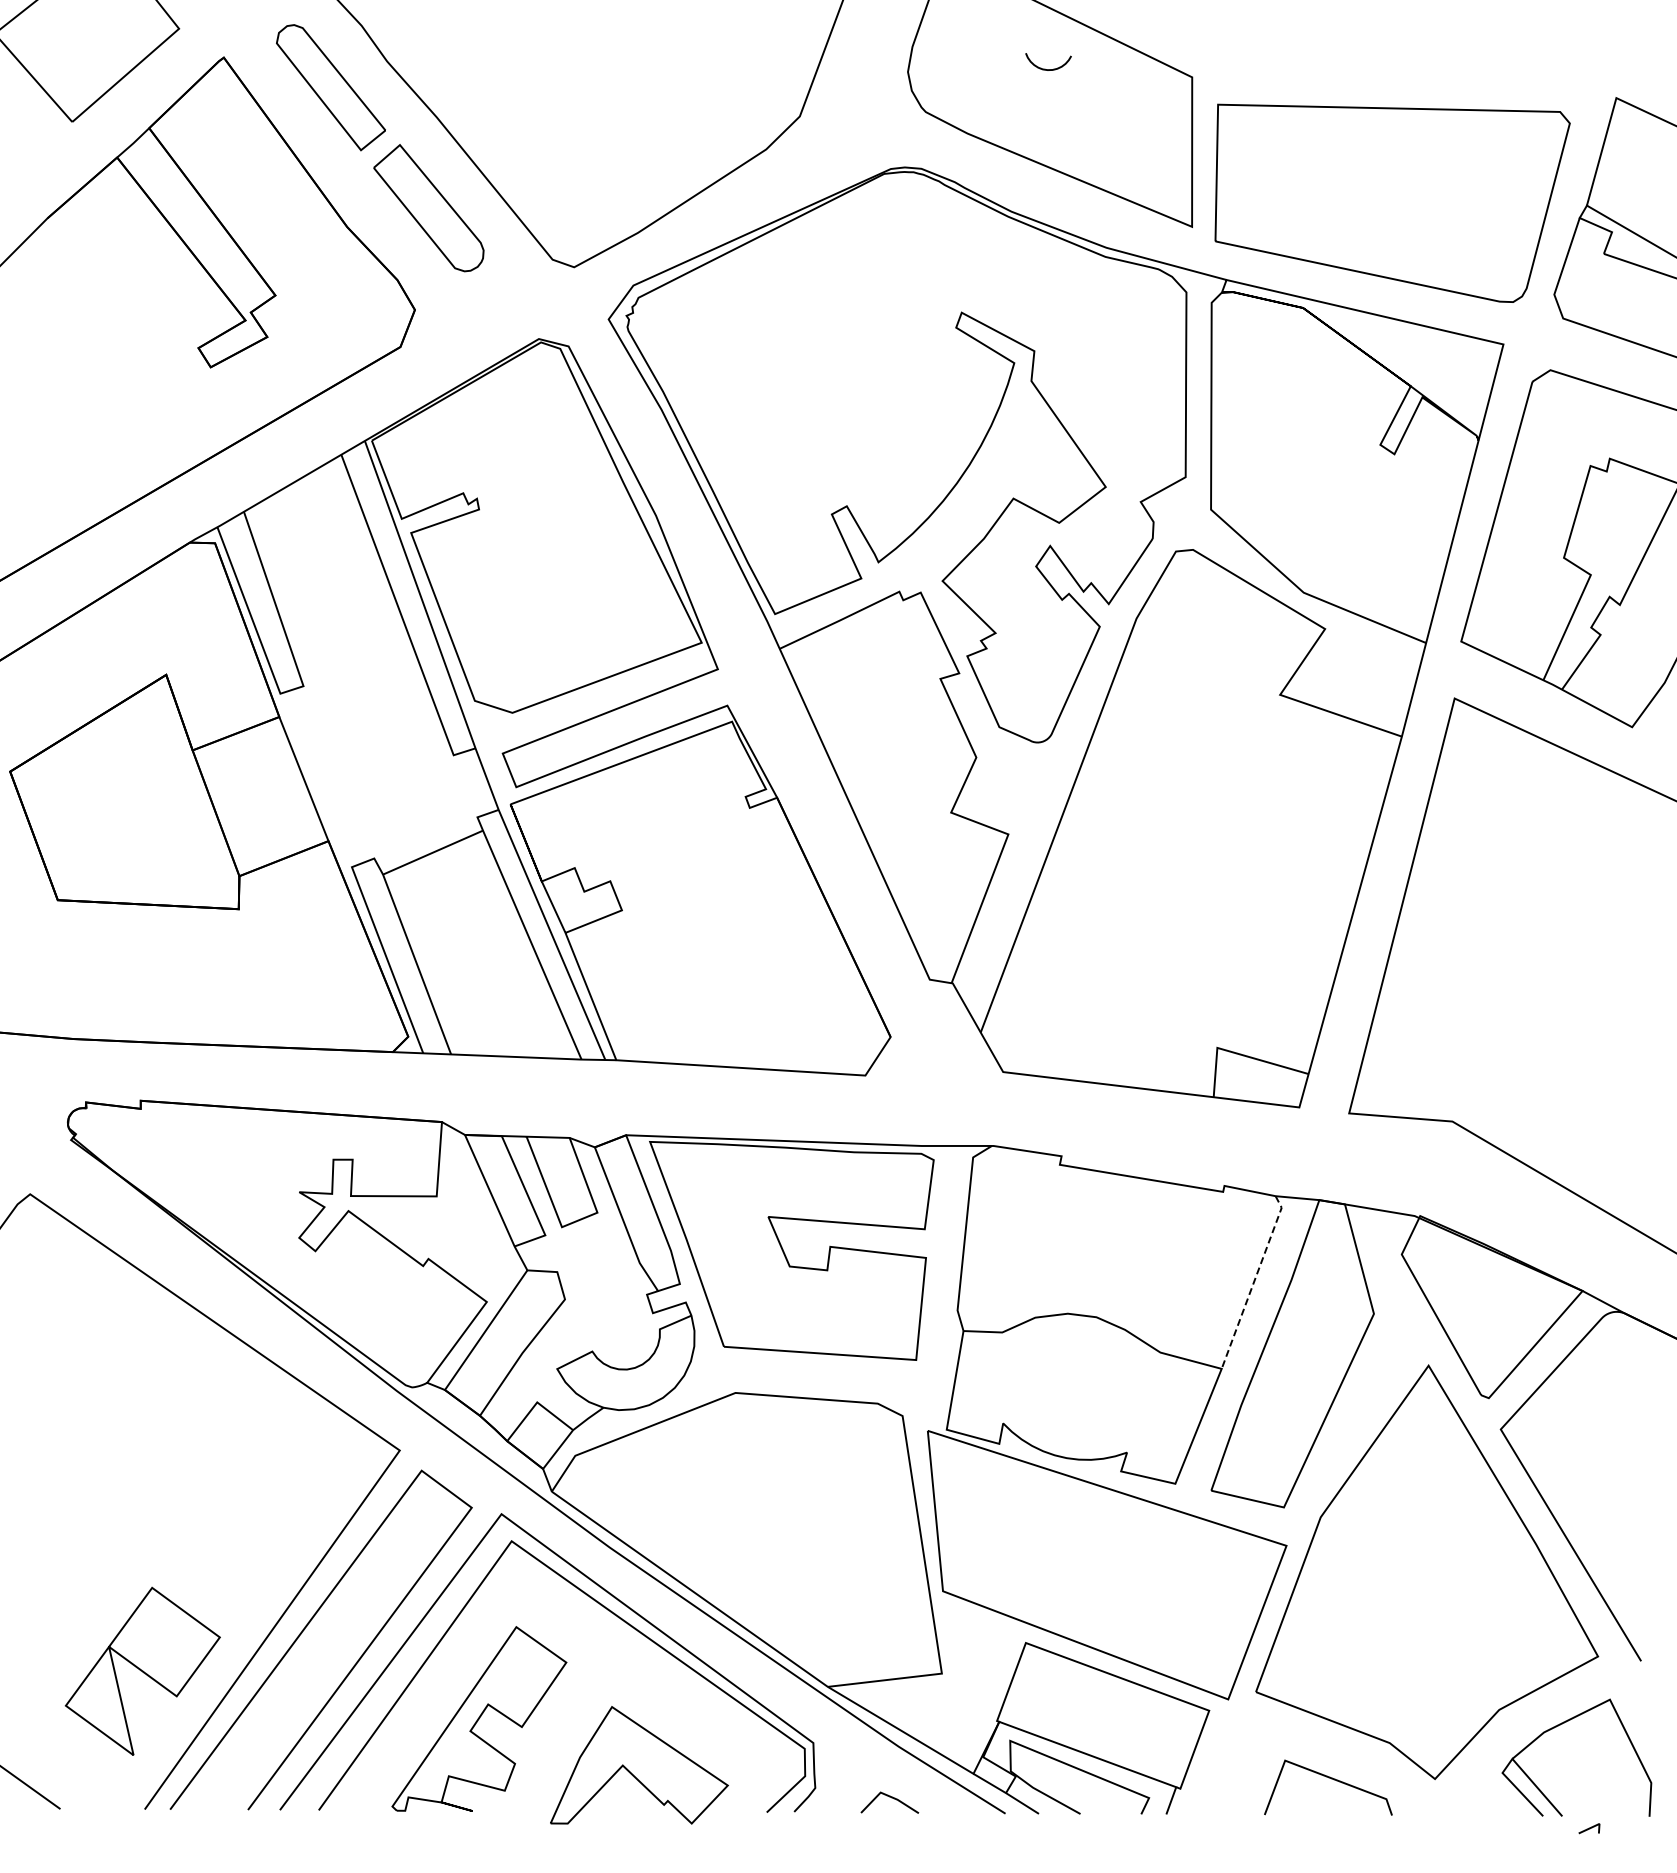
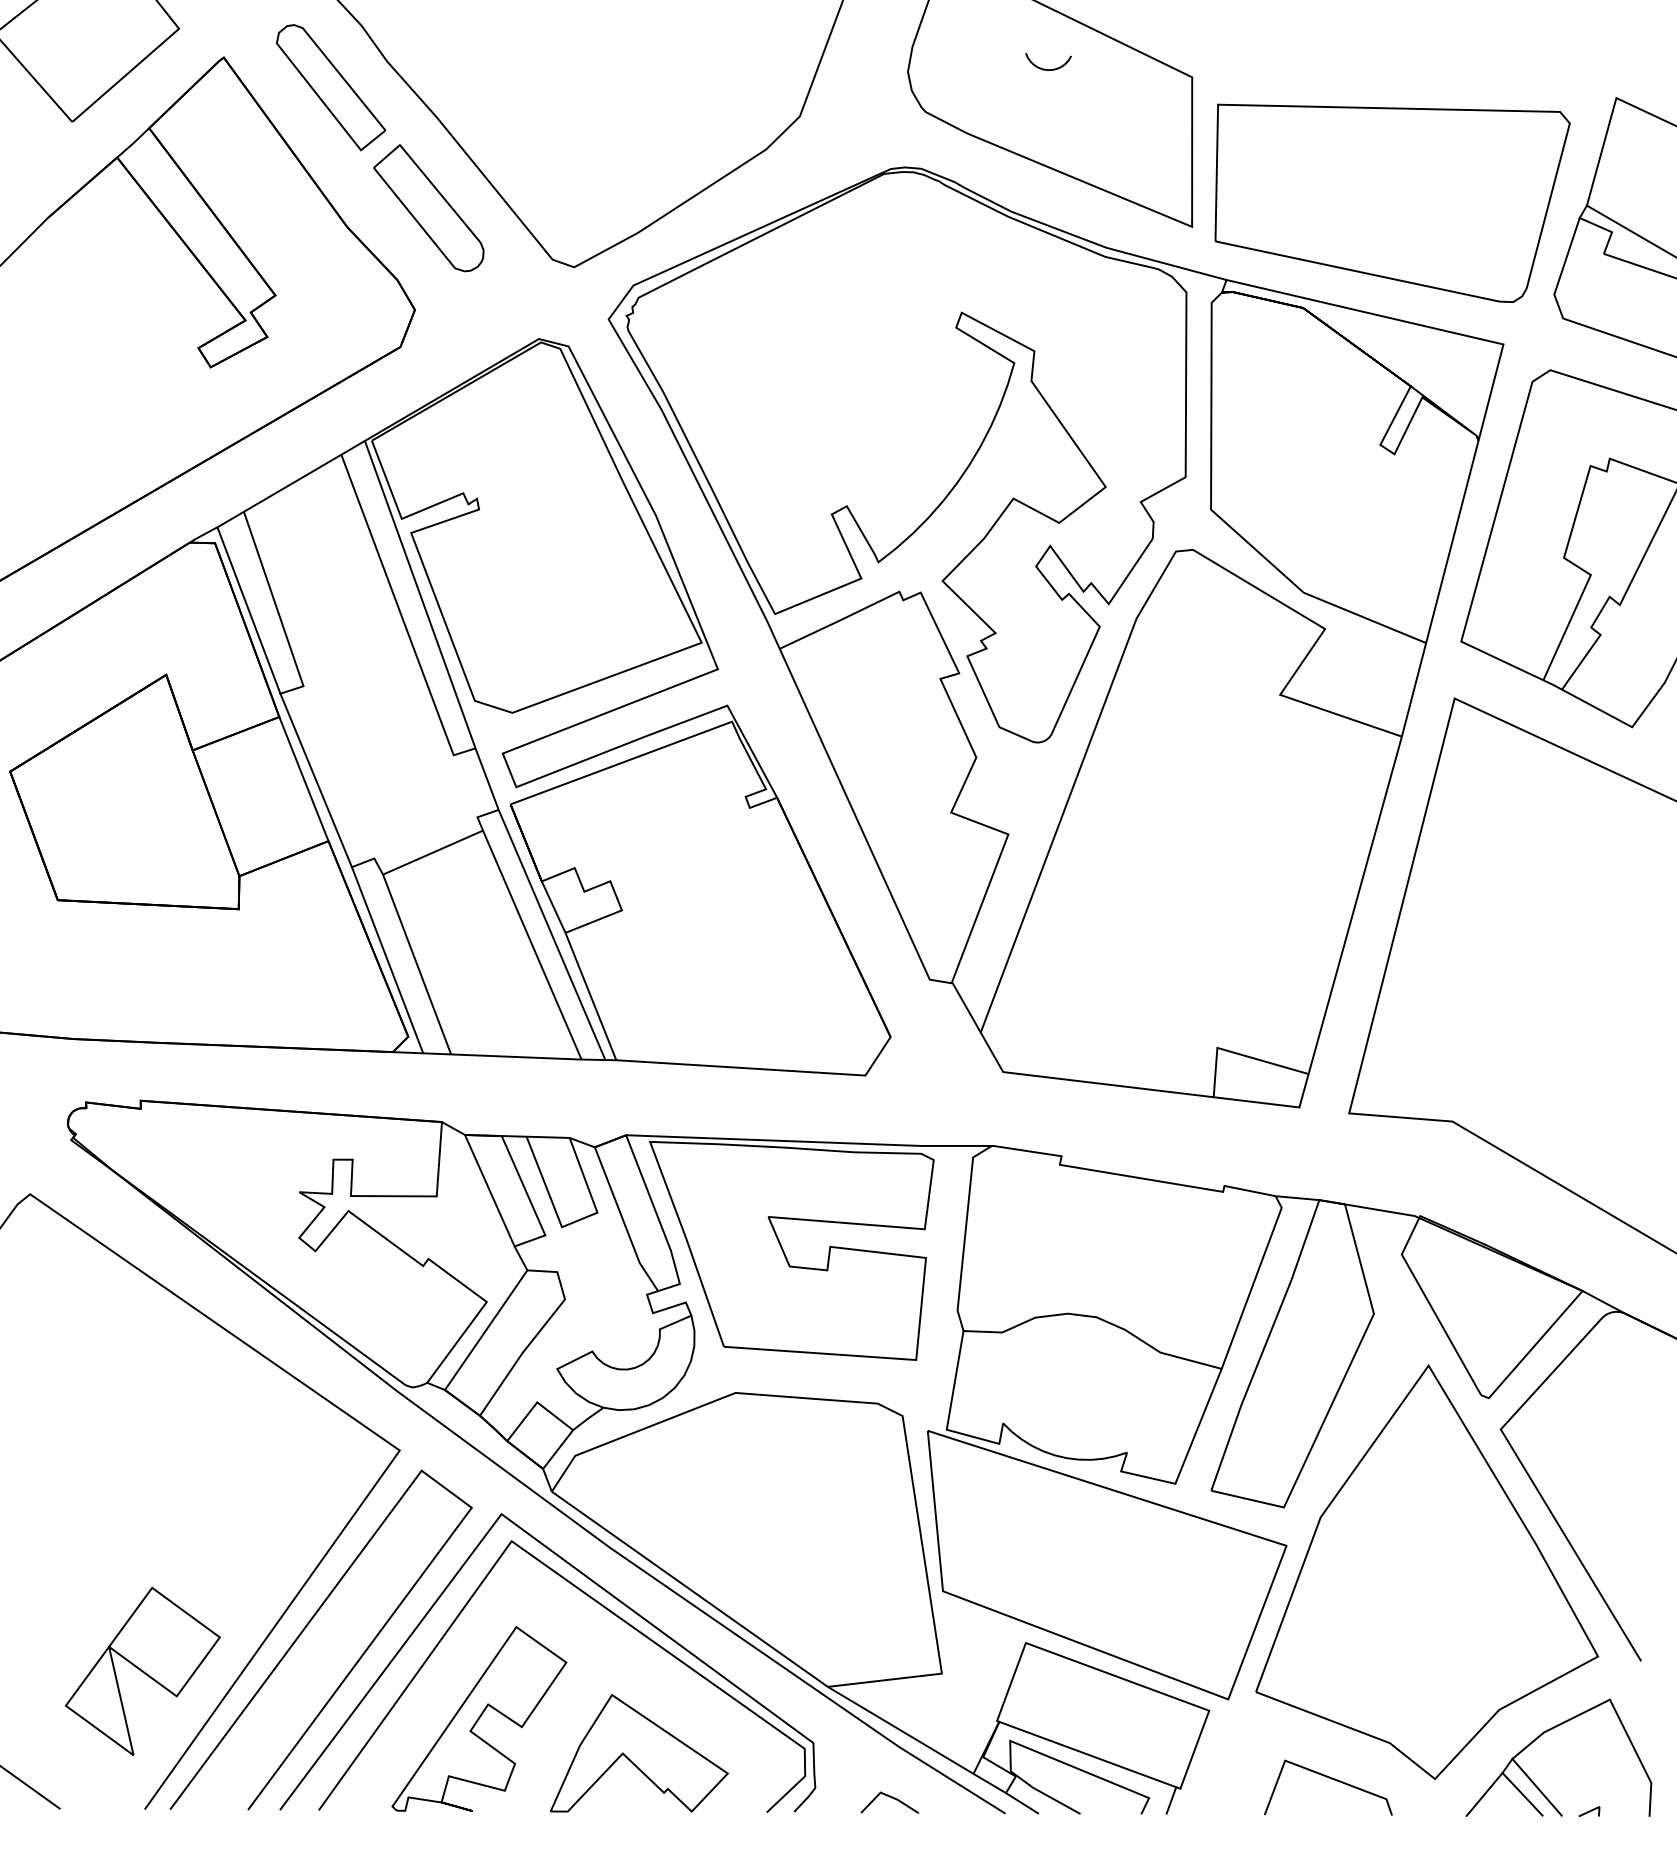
line: none -> present (315, 780)
line: dashed -> solid (1254, 1281)
part position: (639, 1765) -> (639, 1753) (639, 1753)
line: none -> present (1484, 1794)
line position: (1589, 1828) -> (1589, 1811) (1589, 1811)
